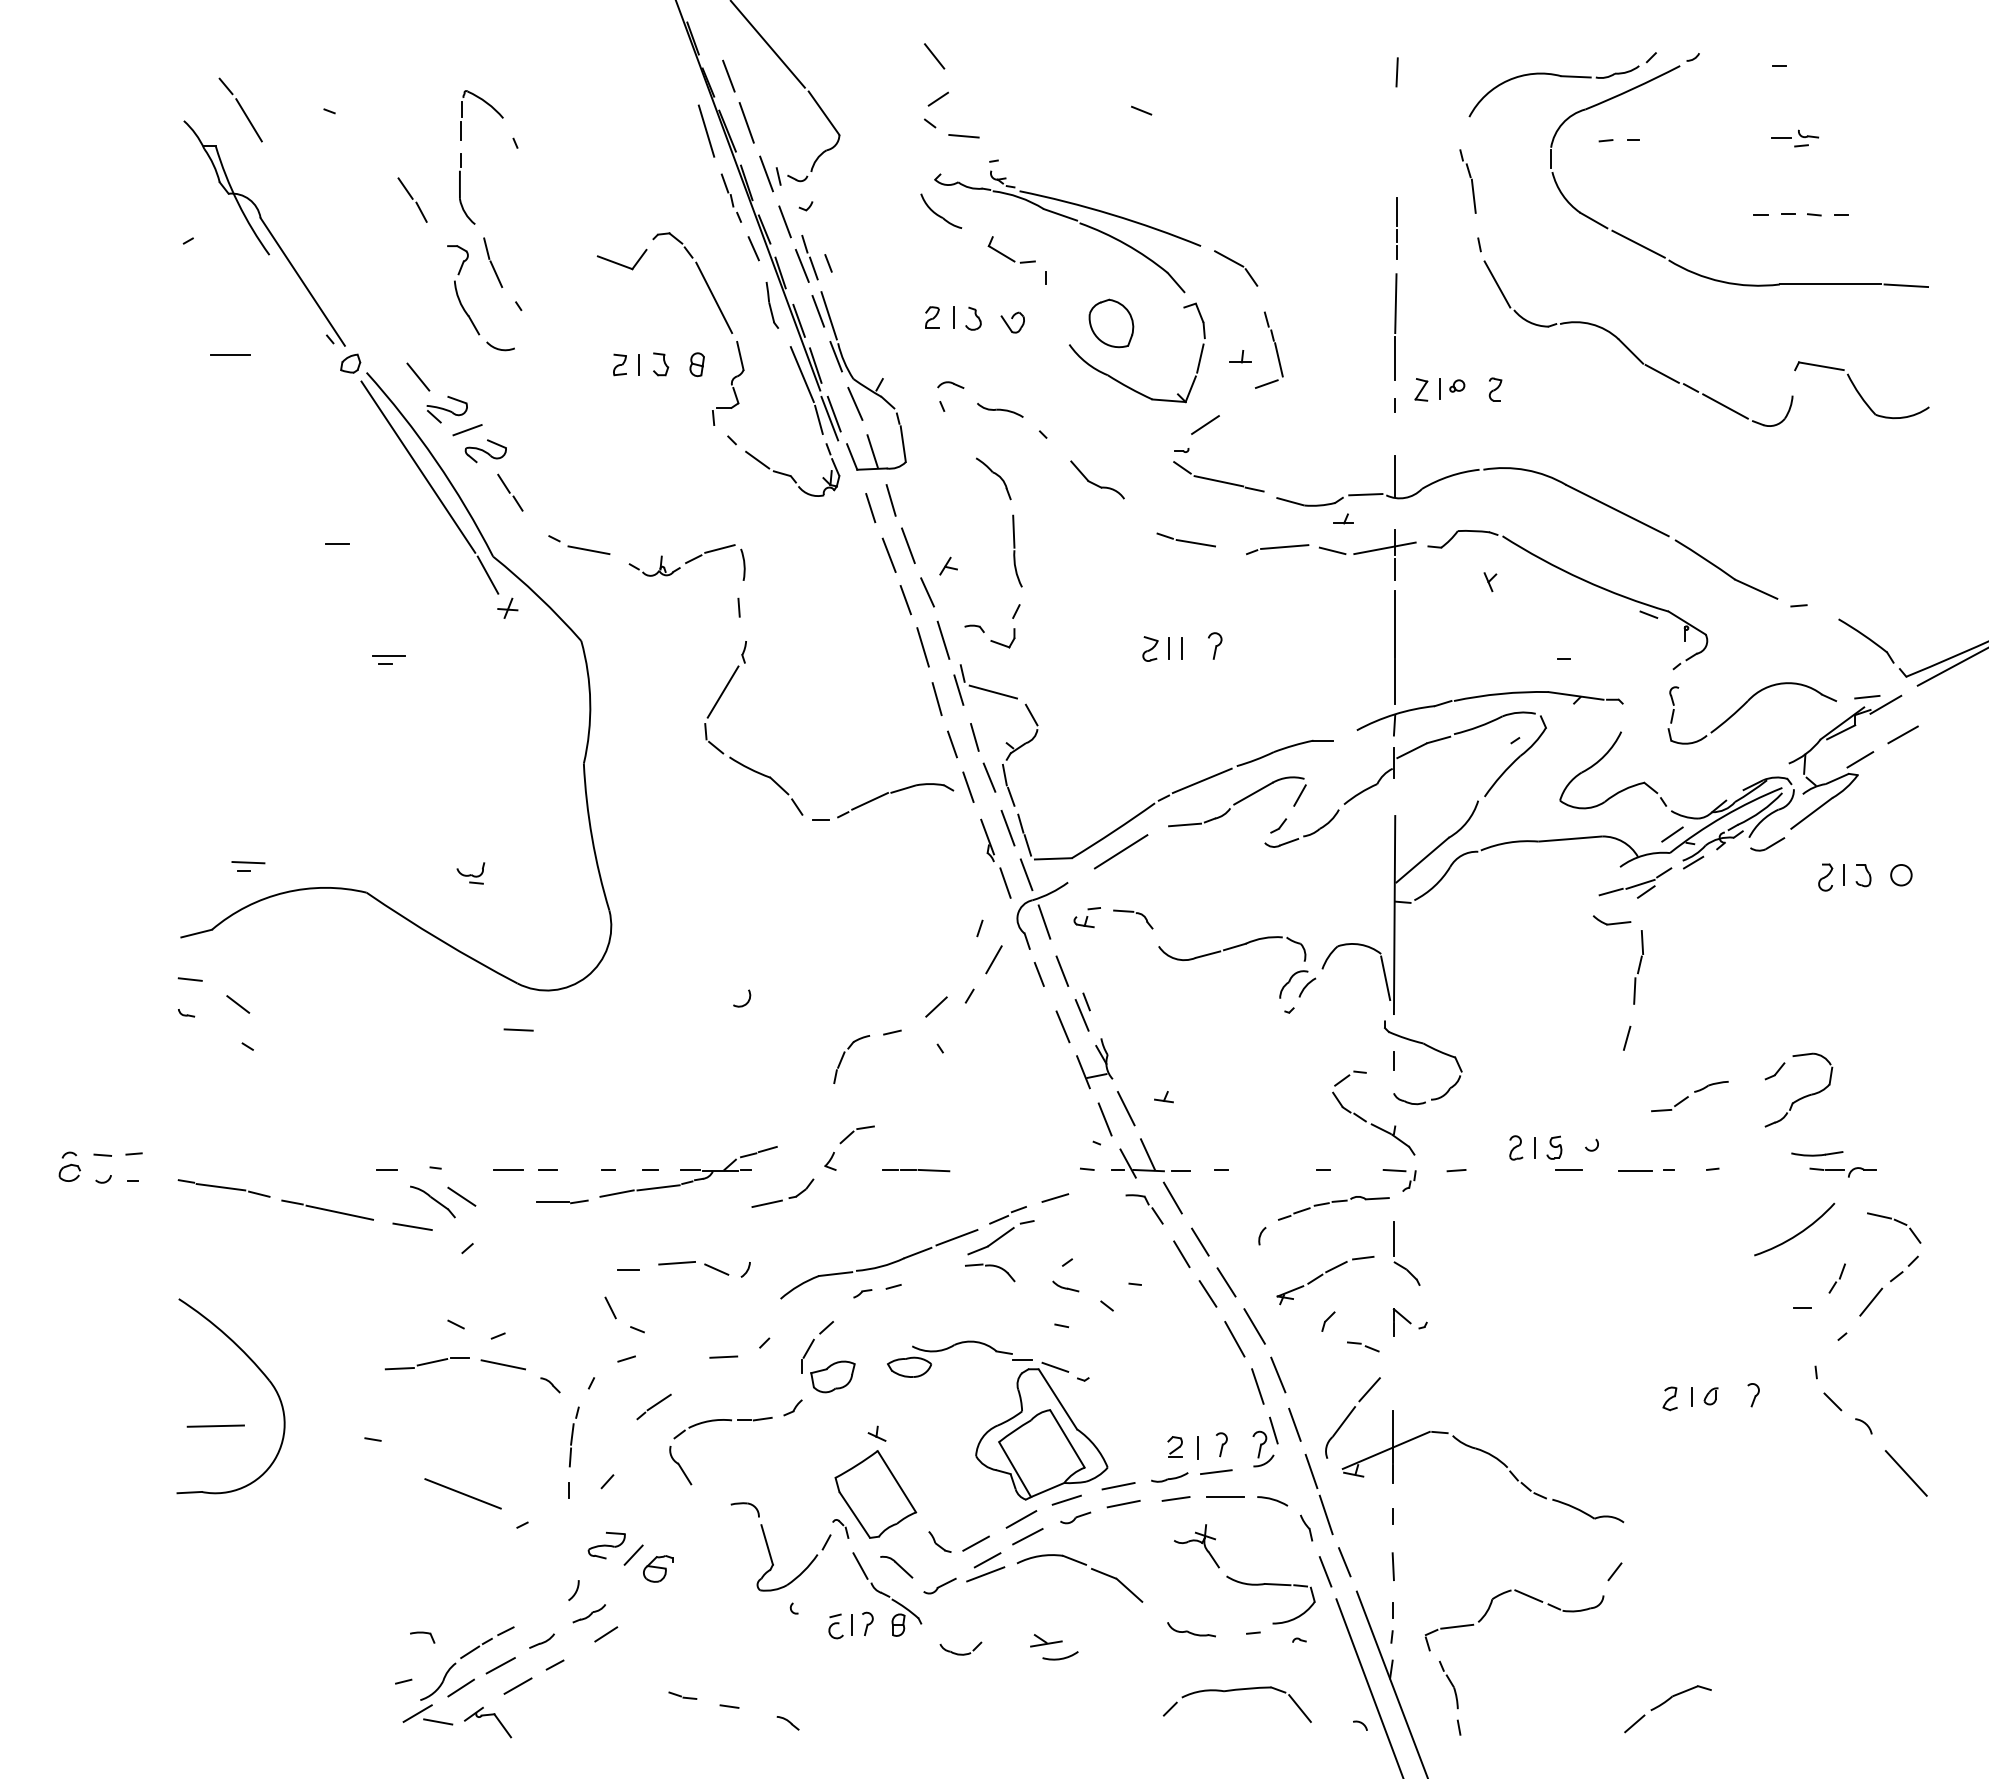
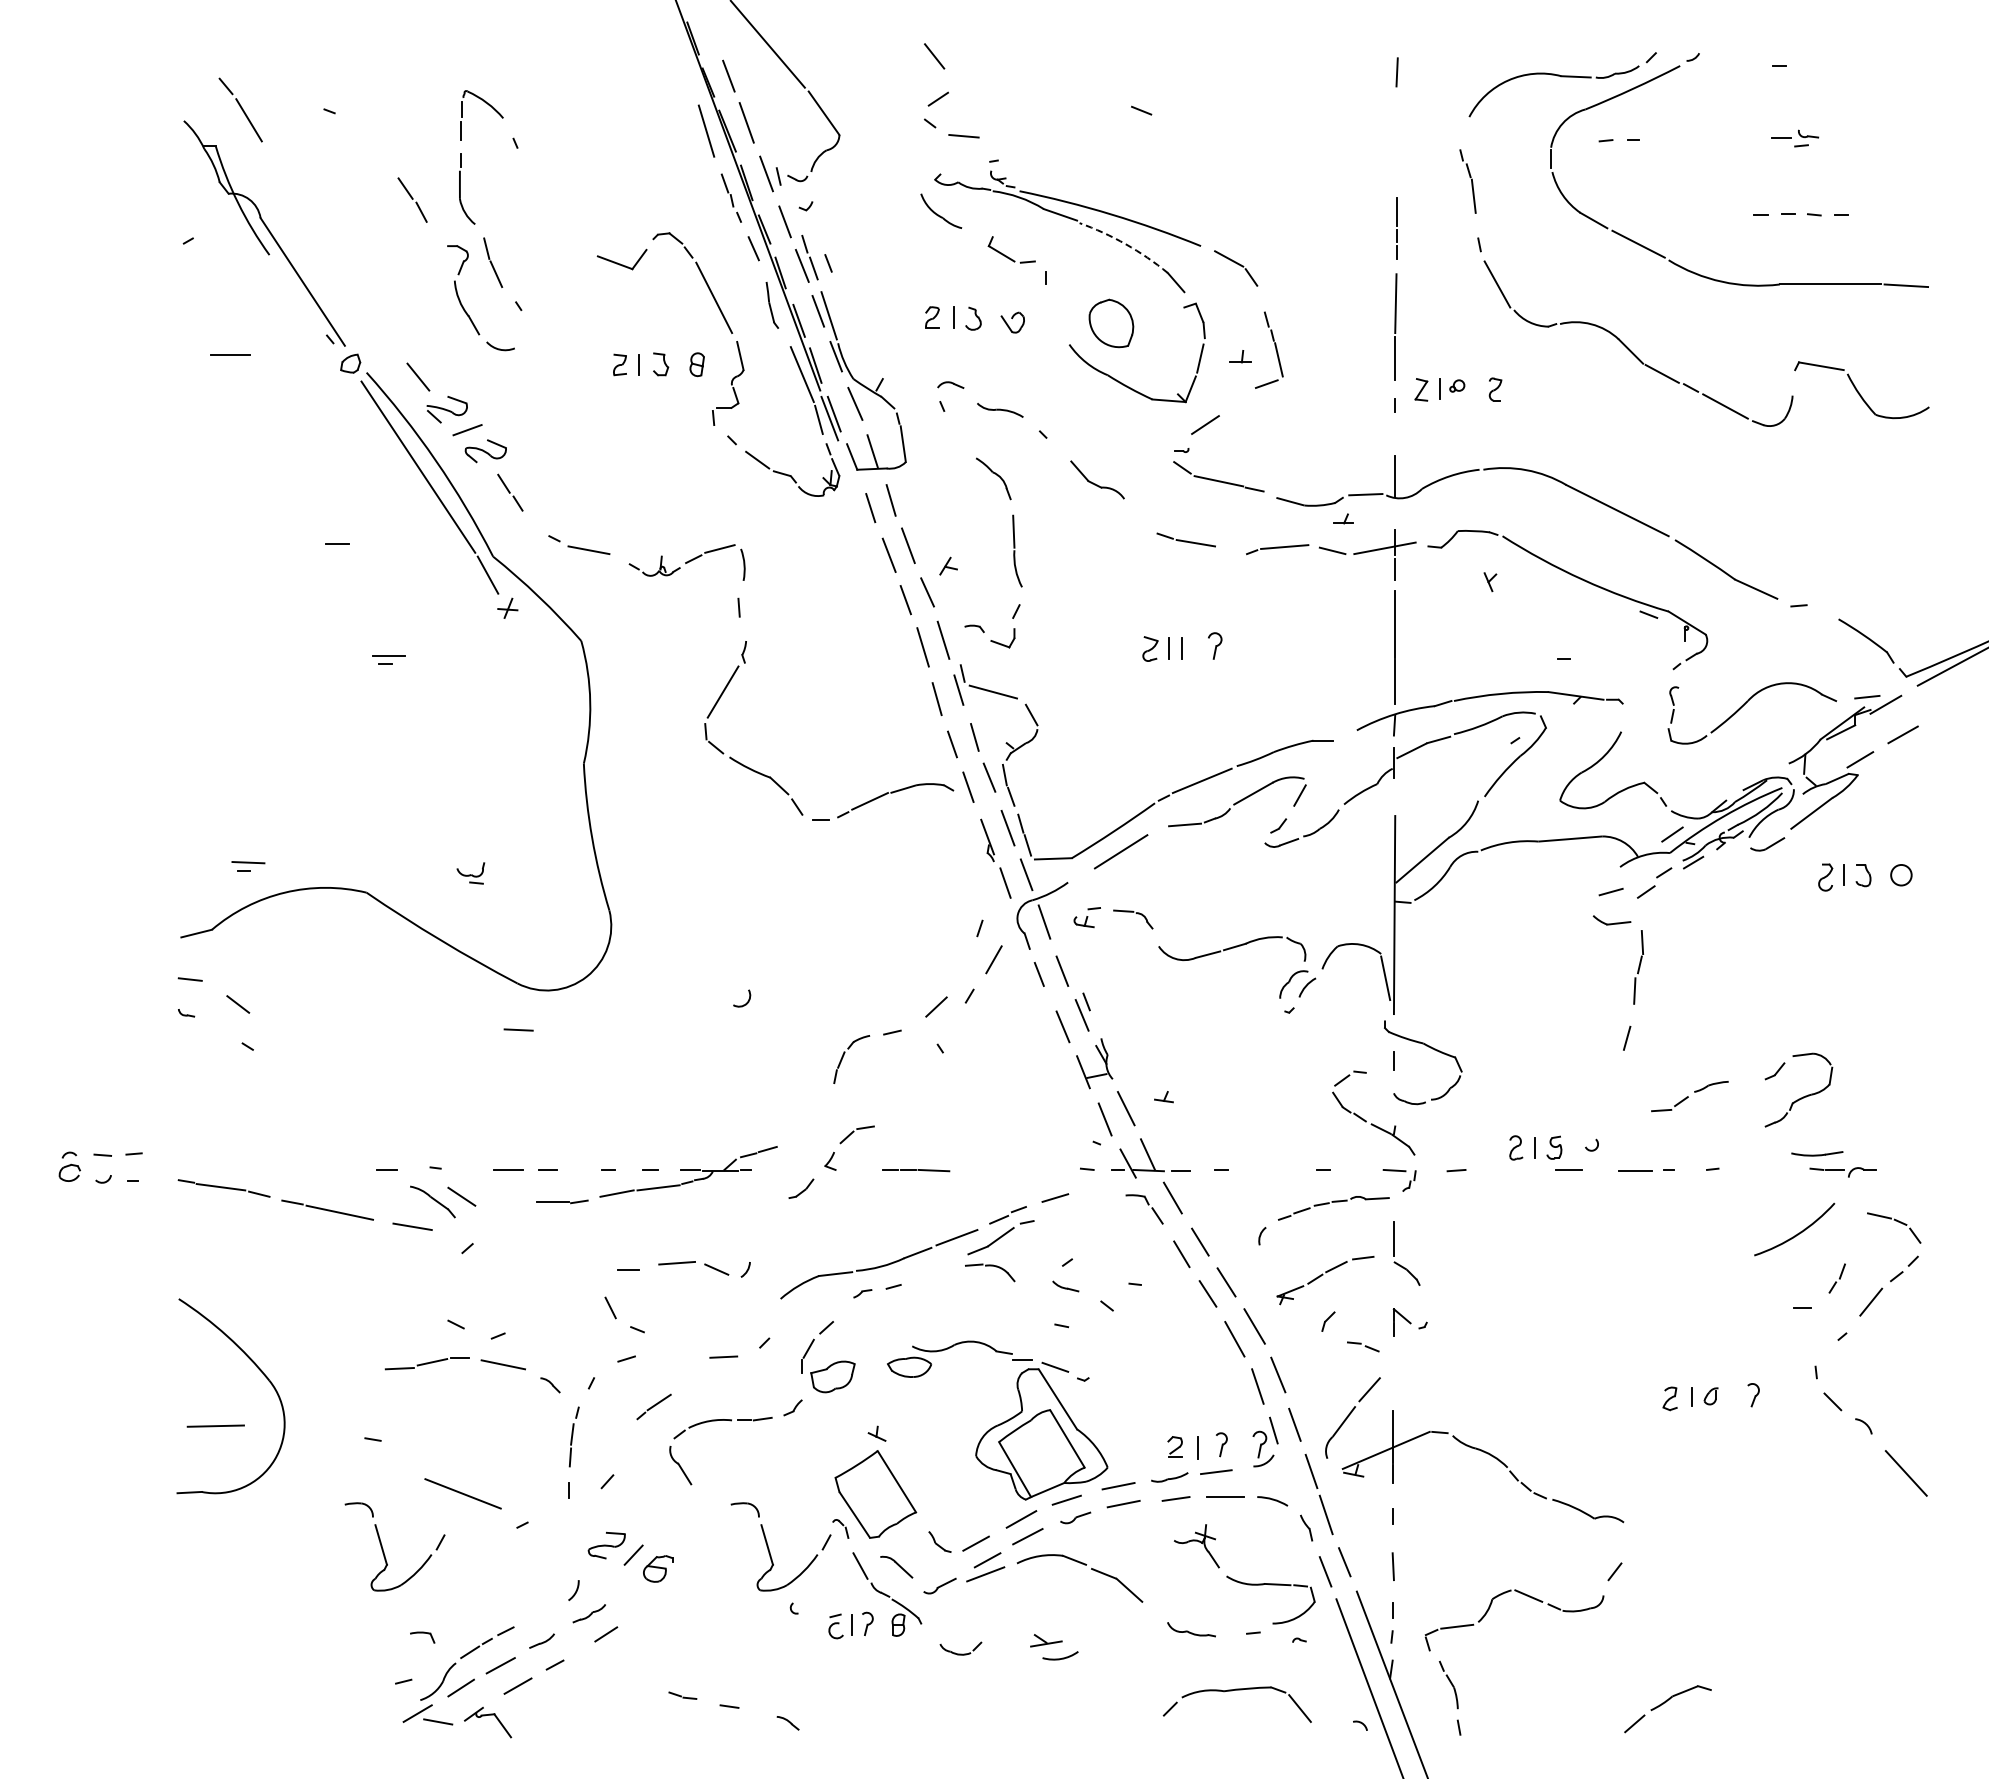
arc: solid -> dashed (1125, 244)
line: present -> none (1640, 883)
line: present -> none (766, 1203)
part: none -> present (383, 1548)
